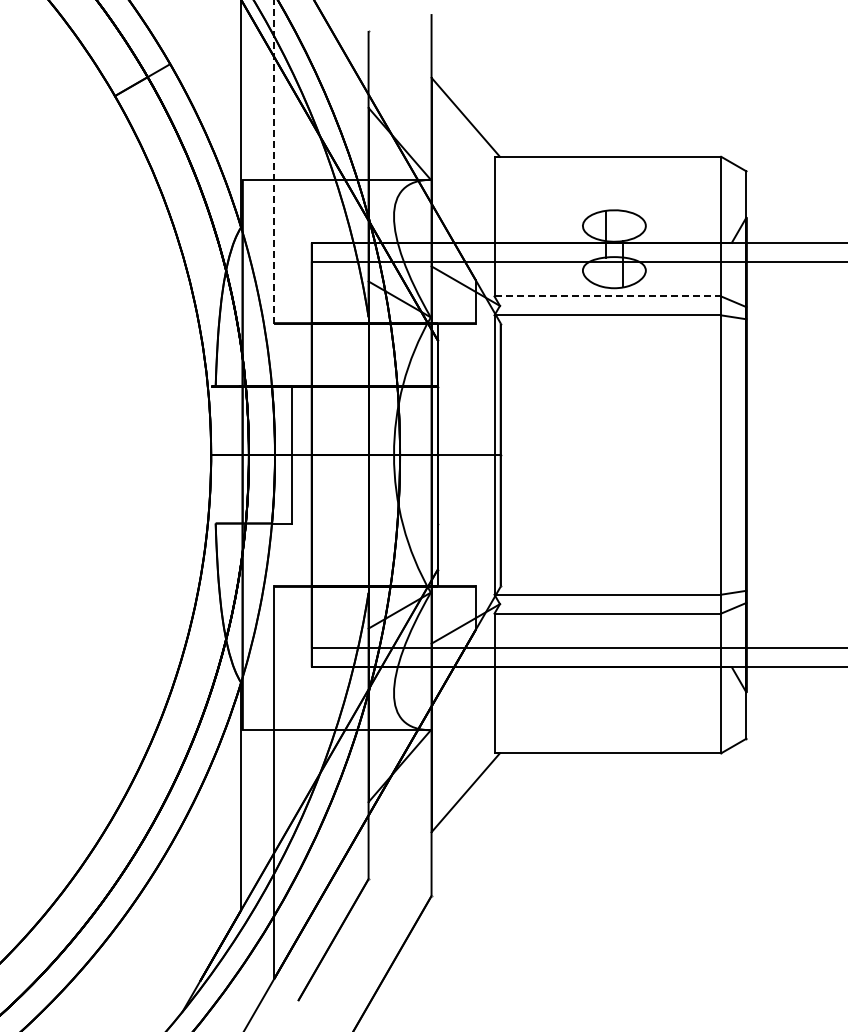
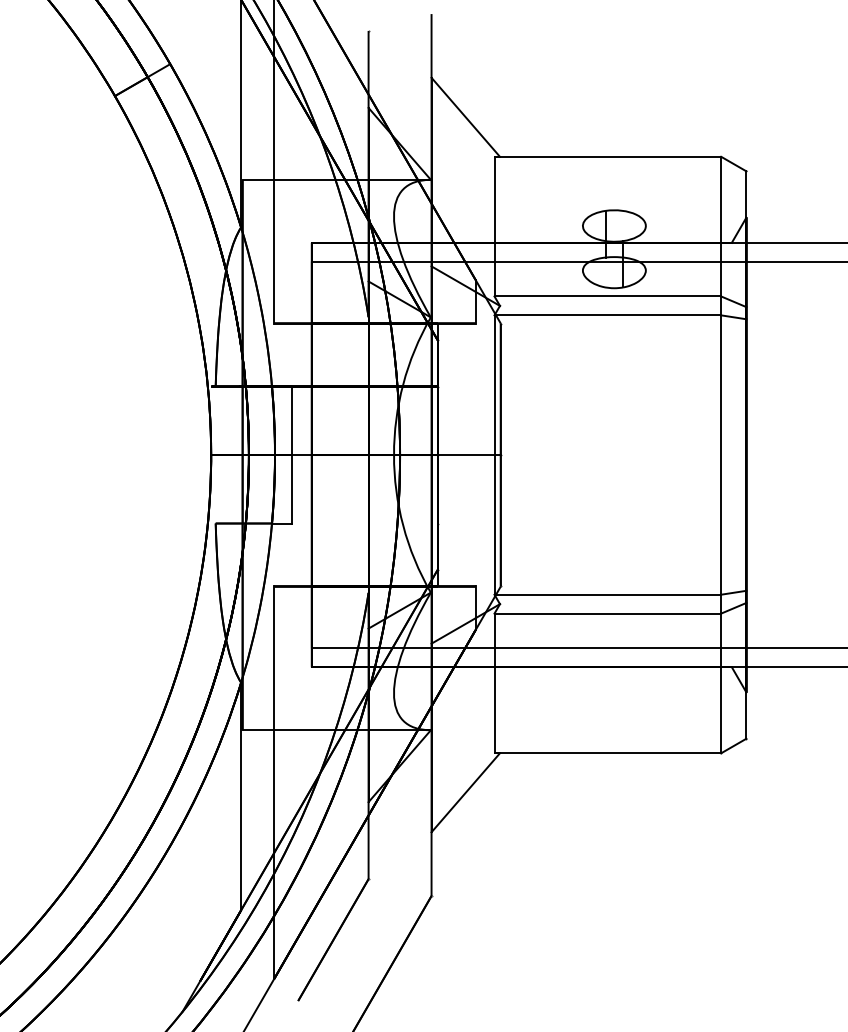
line: dashed -> solid (274, 161)
line: dashed -> solid (608, 296)
